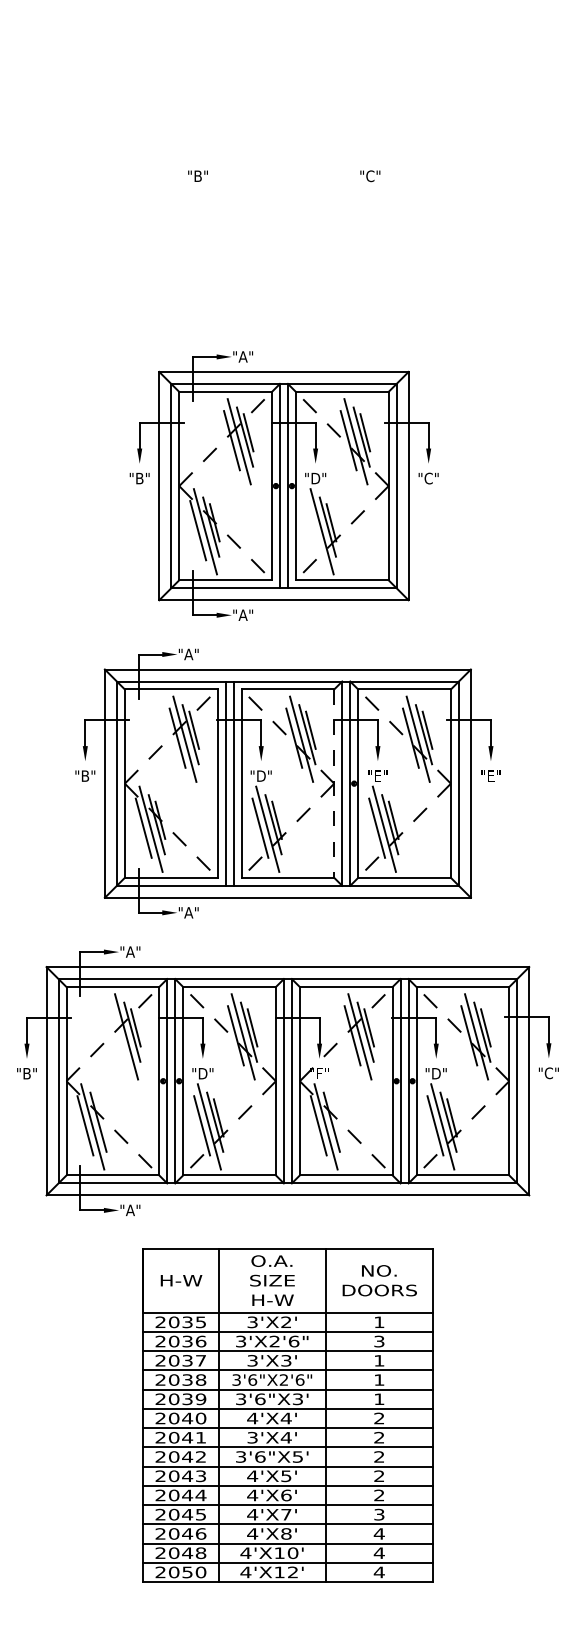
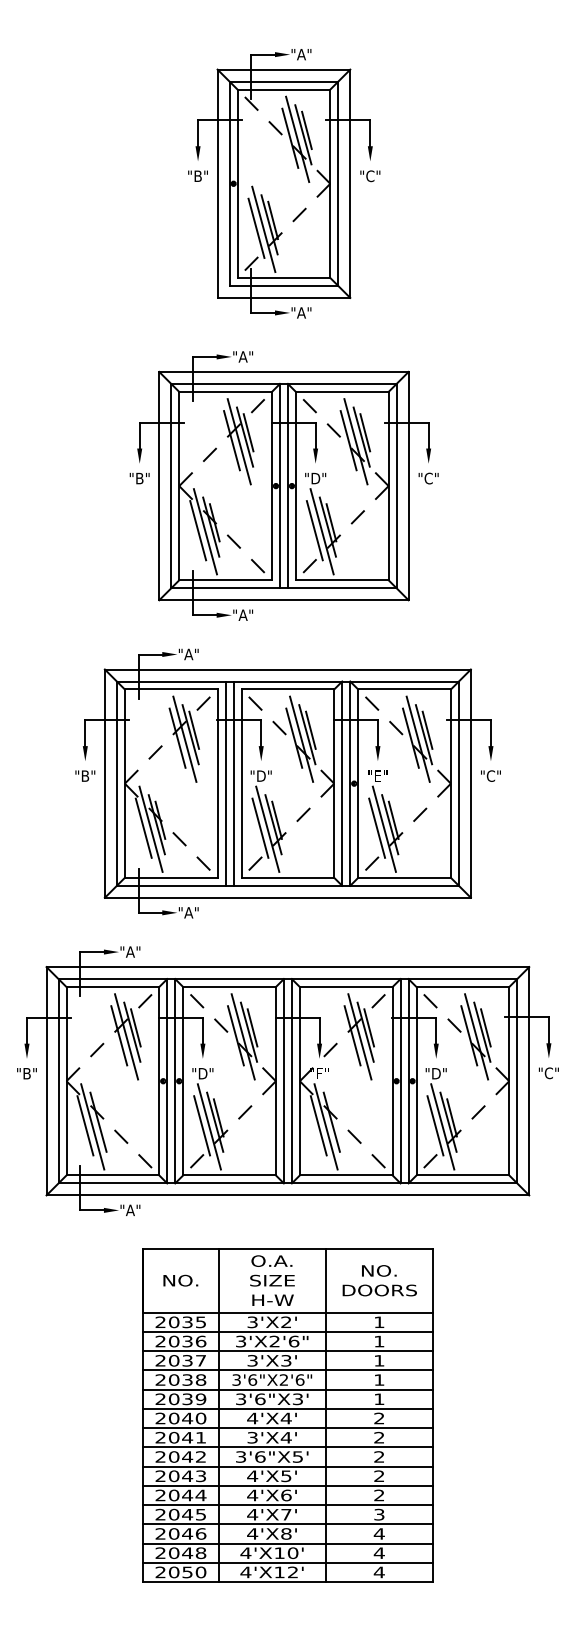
part: none -> present (283, 183)
line: none -> present (314, 530)
text: "E" -> "C" (490, 775)
line: dashed -> solid (334, 784)
line: none -> present (119, 1035)
text: H-W -> NO. (181, 1280)
text: 3 -> 1 (379, 1341)
